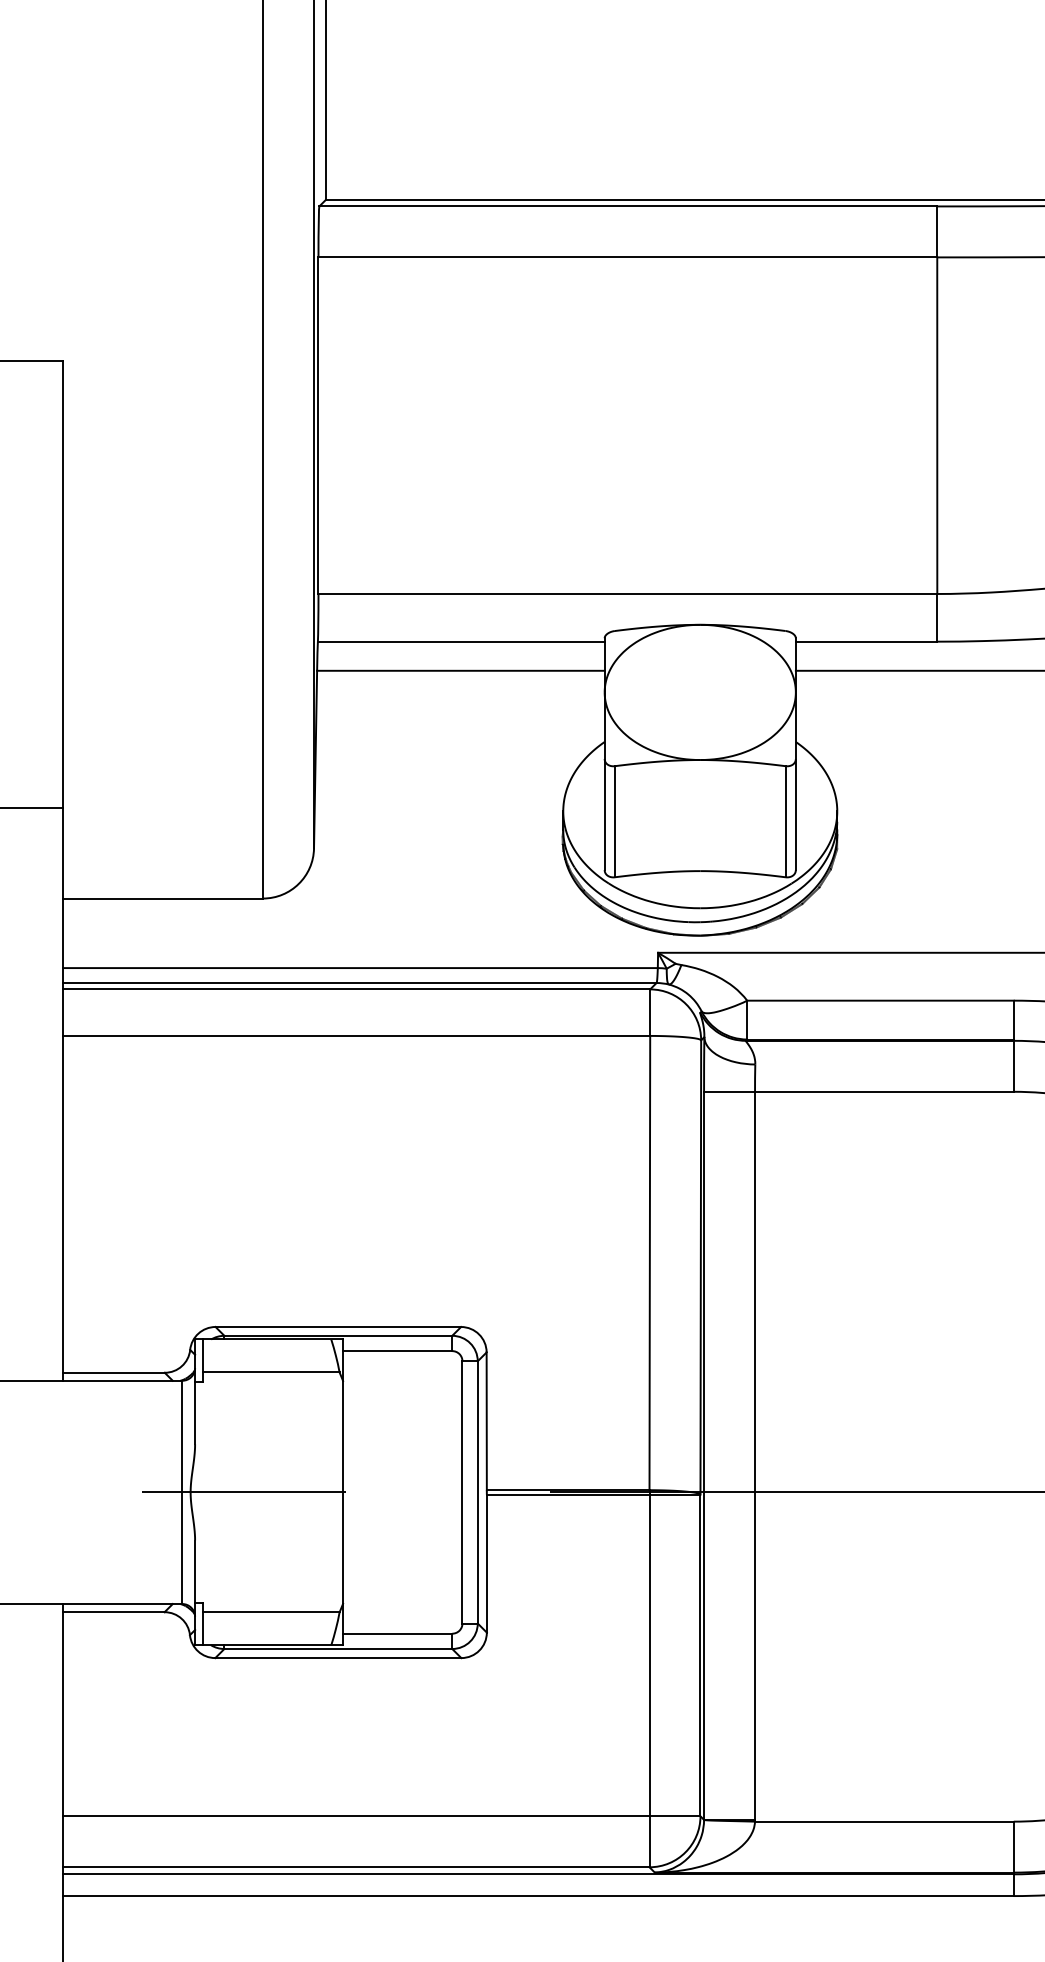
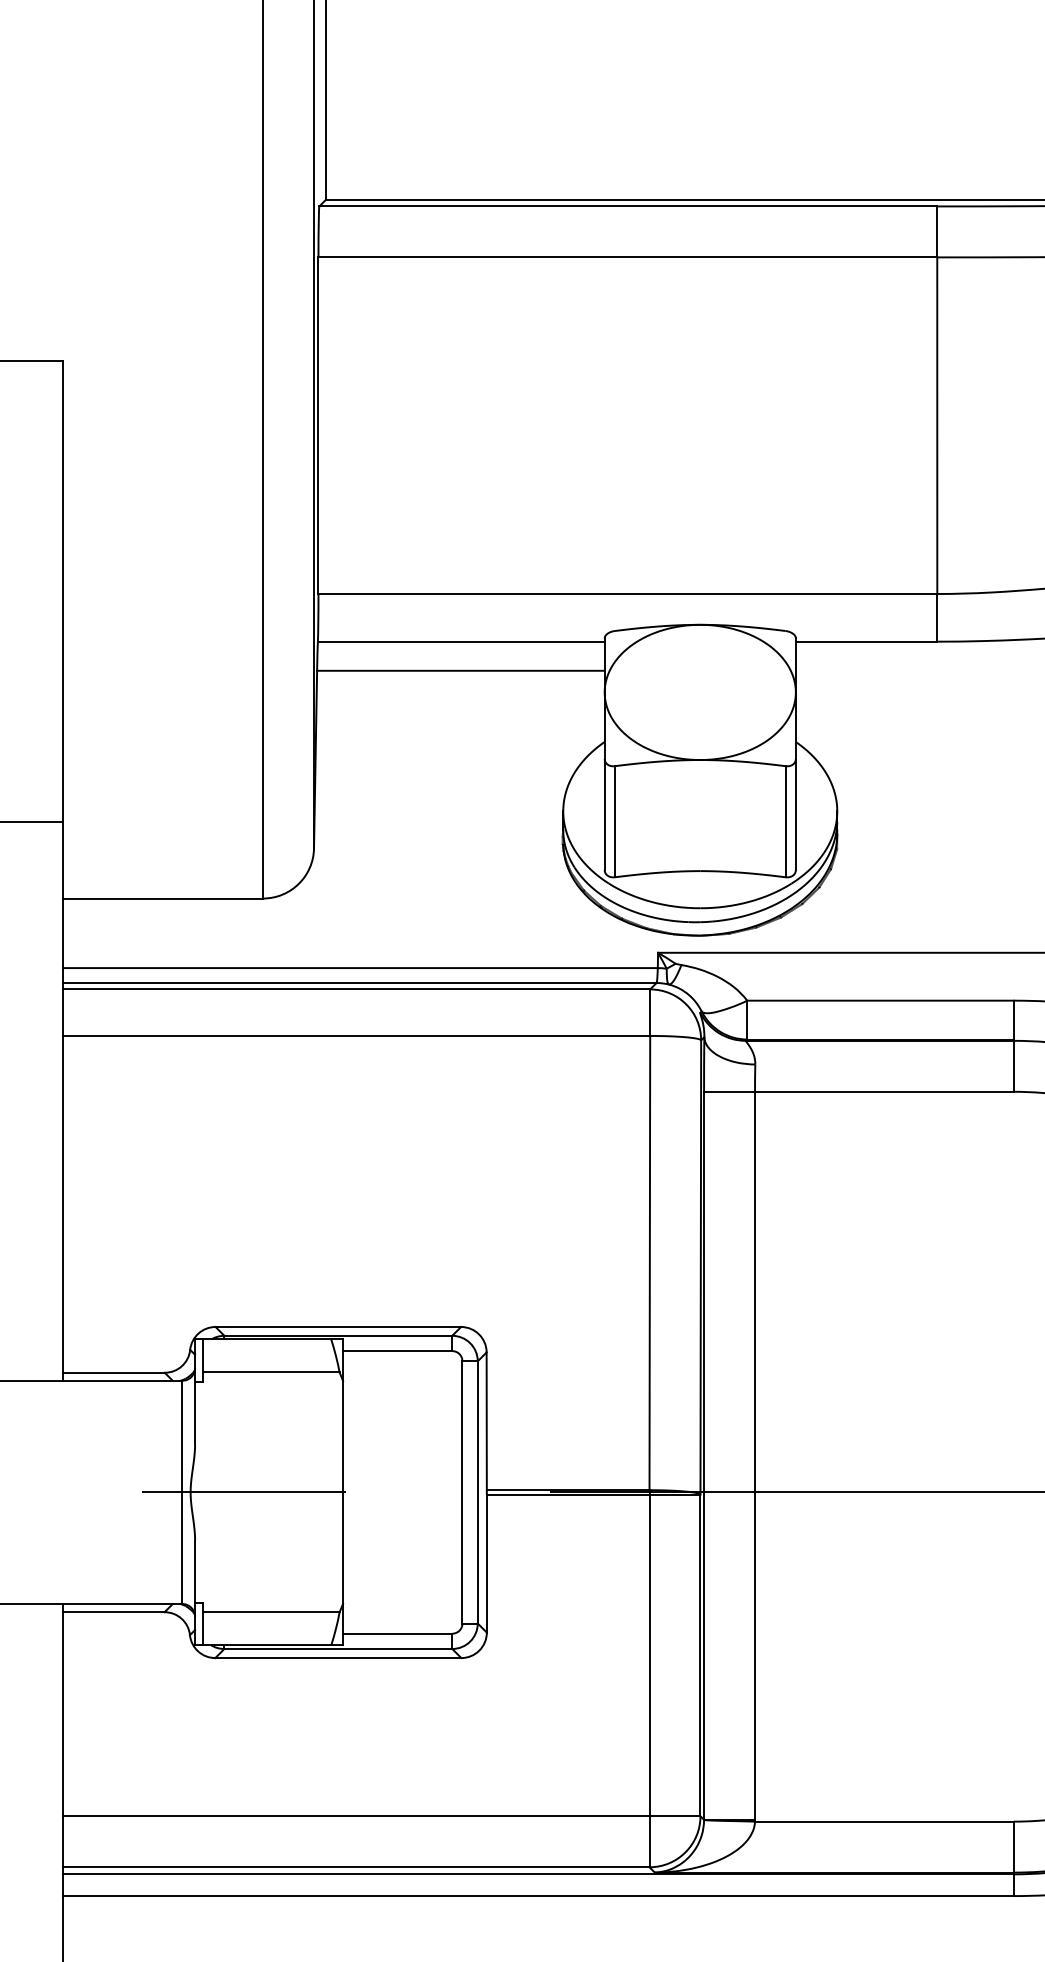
line: present -> none (918, 670)
line position: (32, 807) -> (32, 821) (32, 821)
